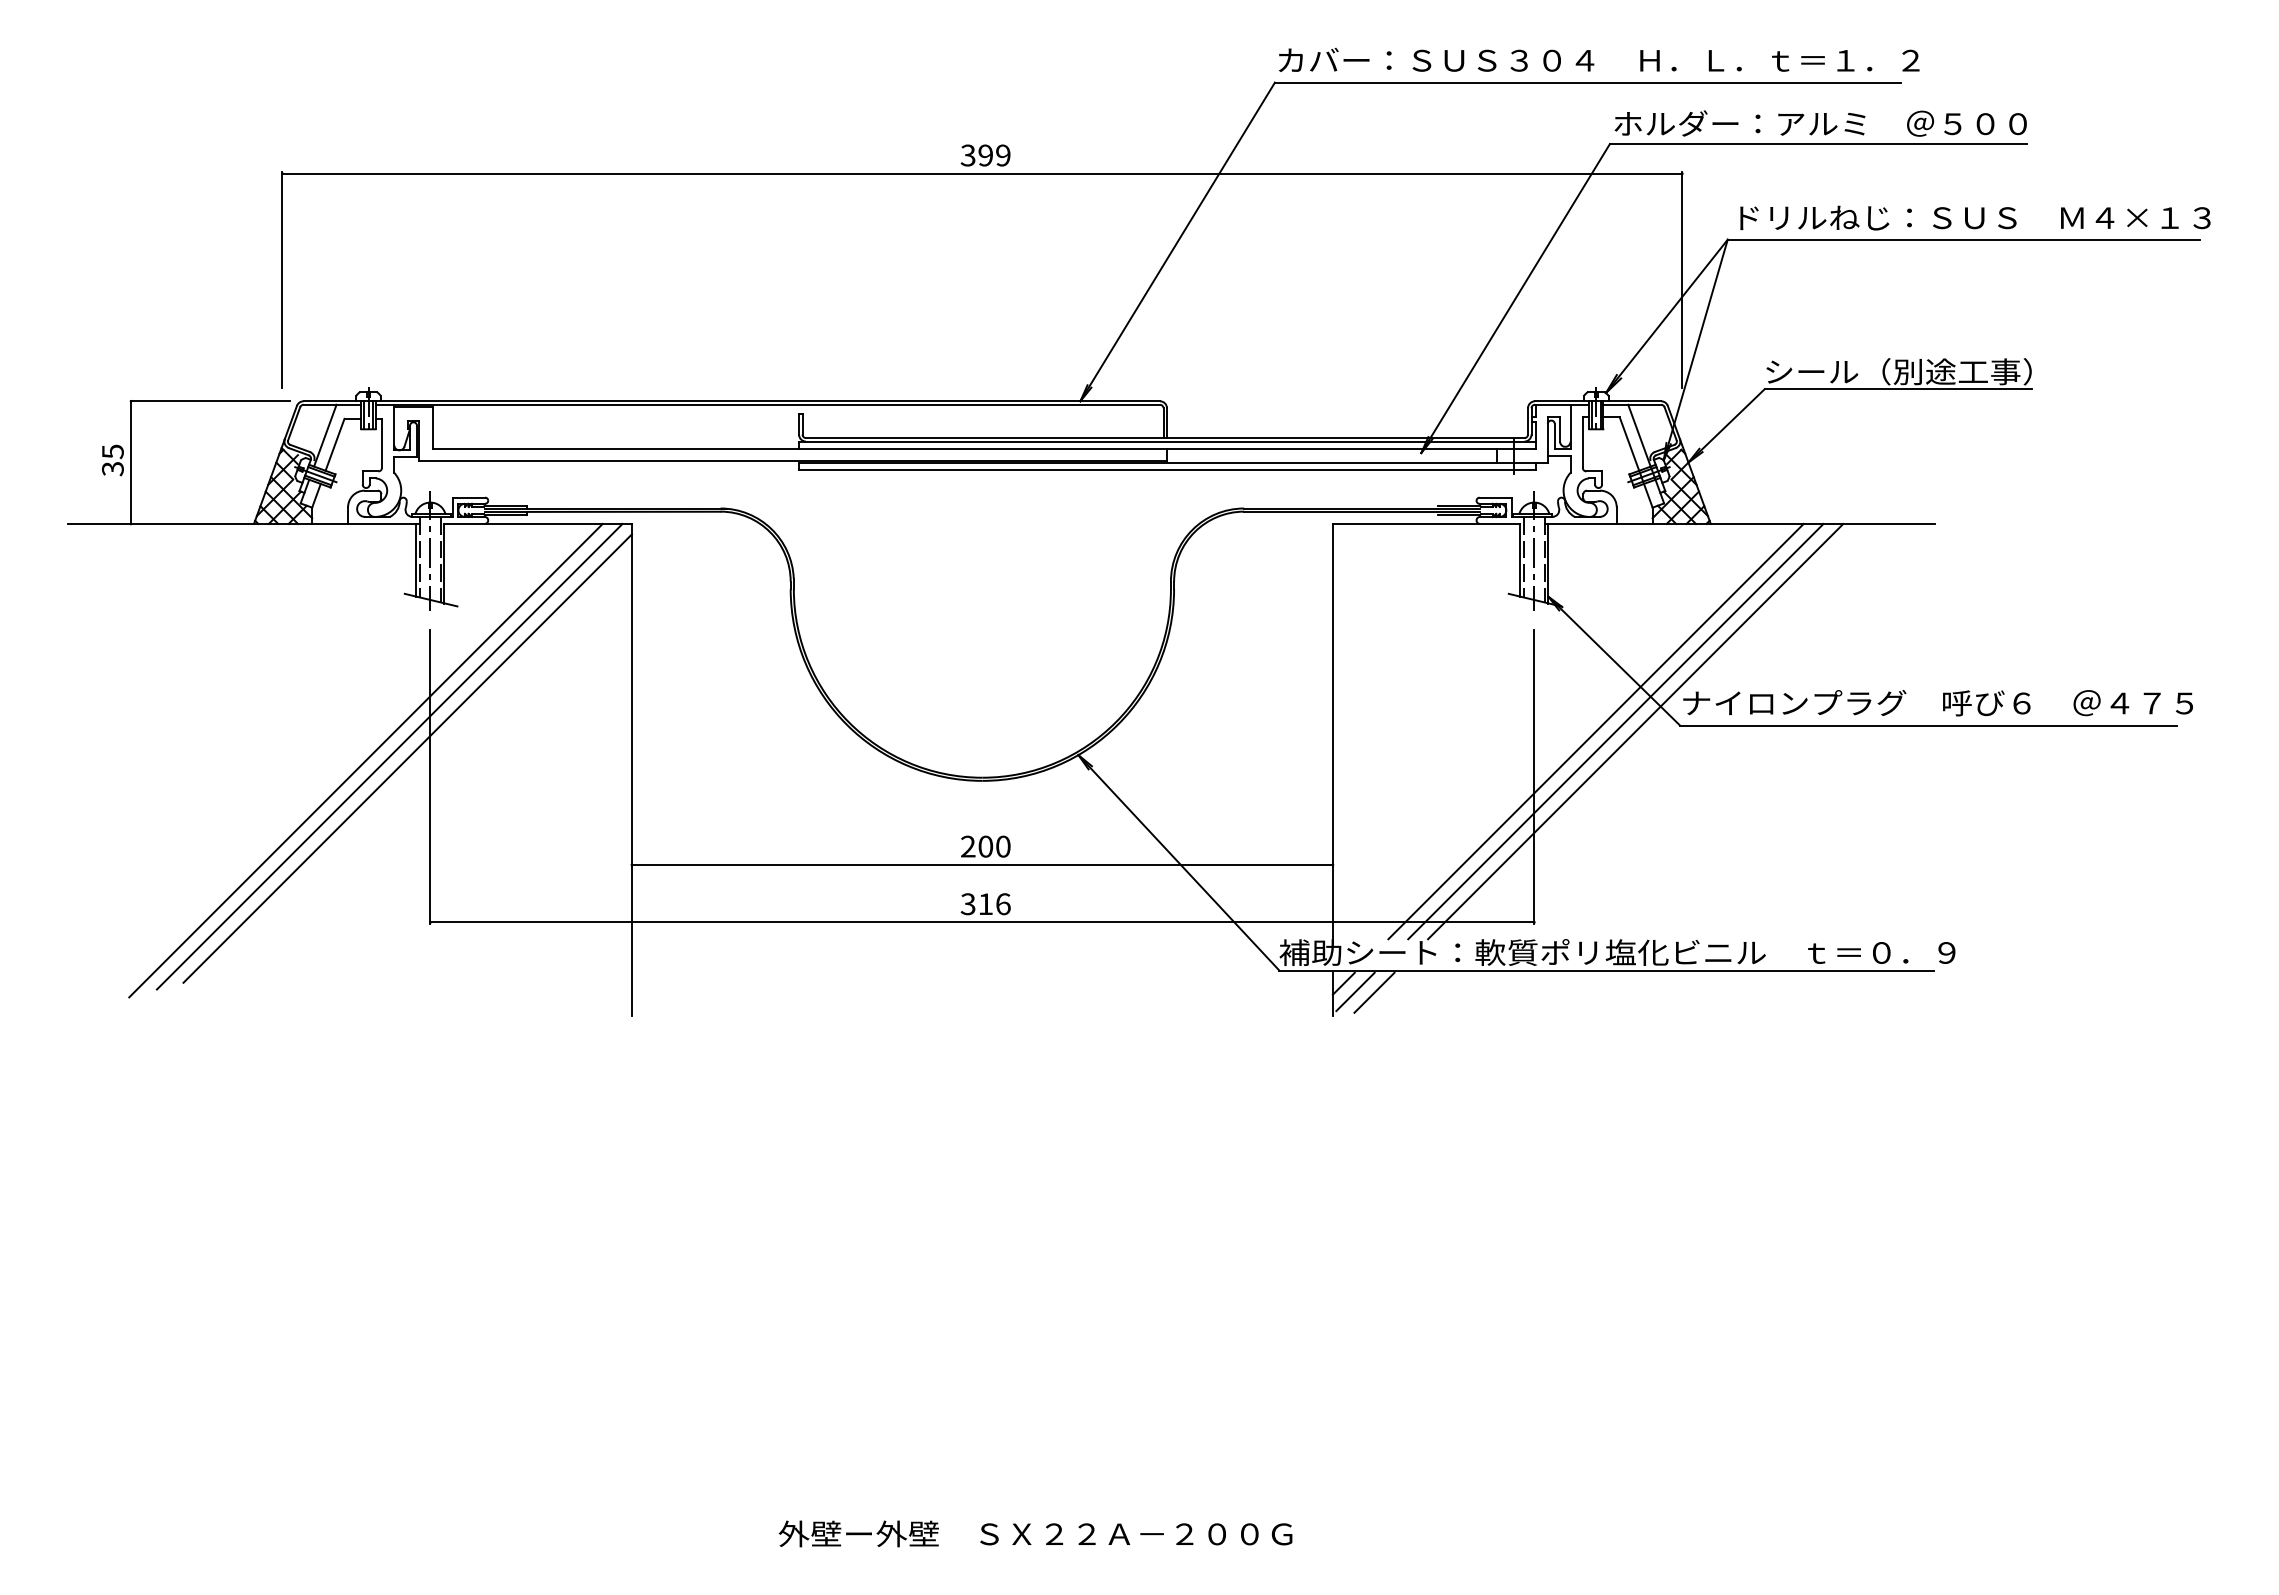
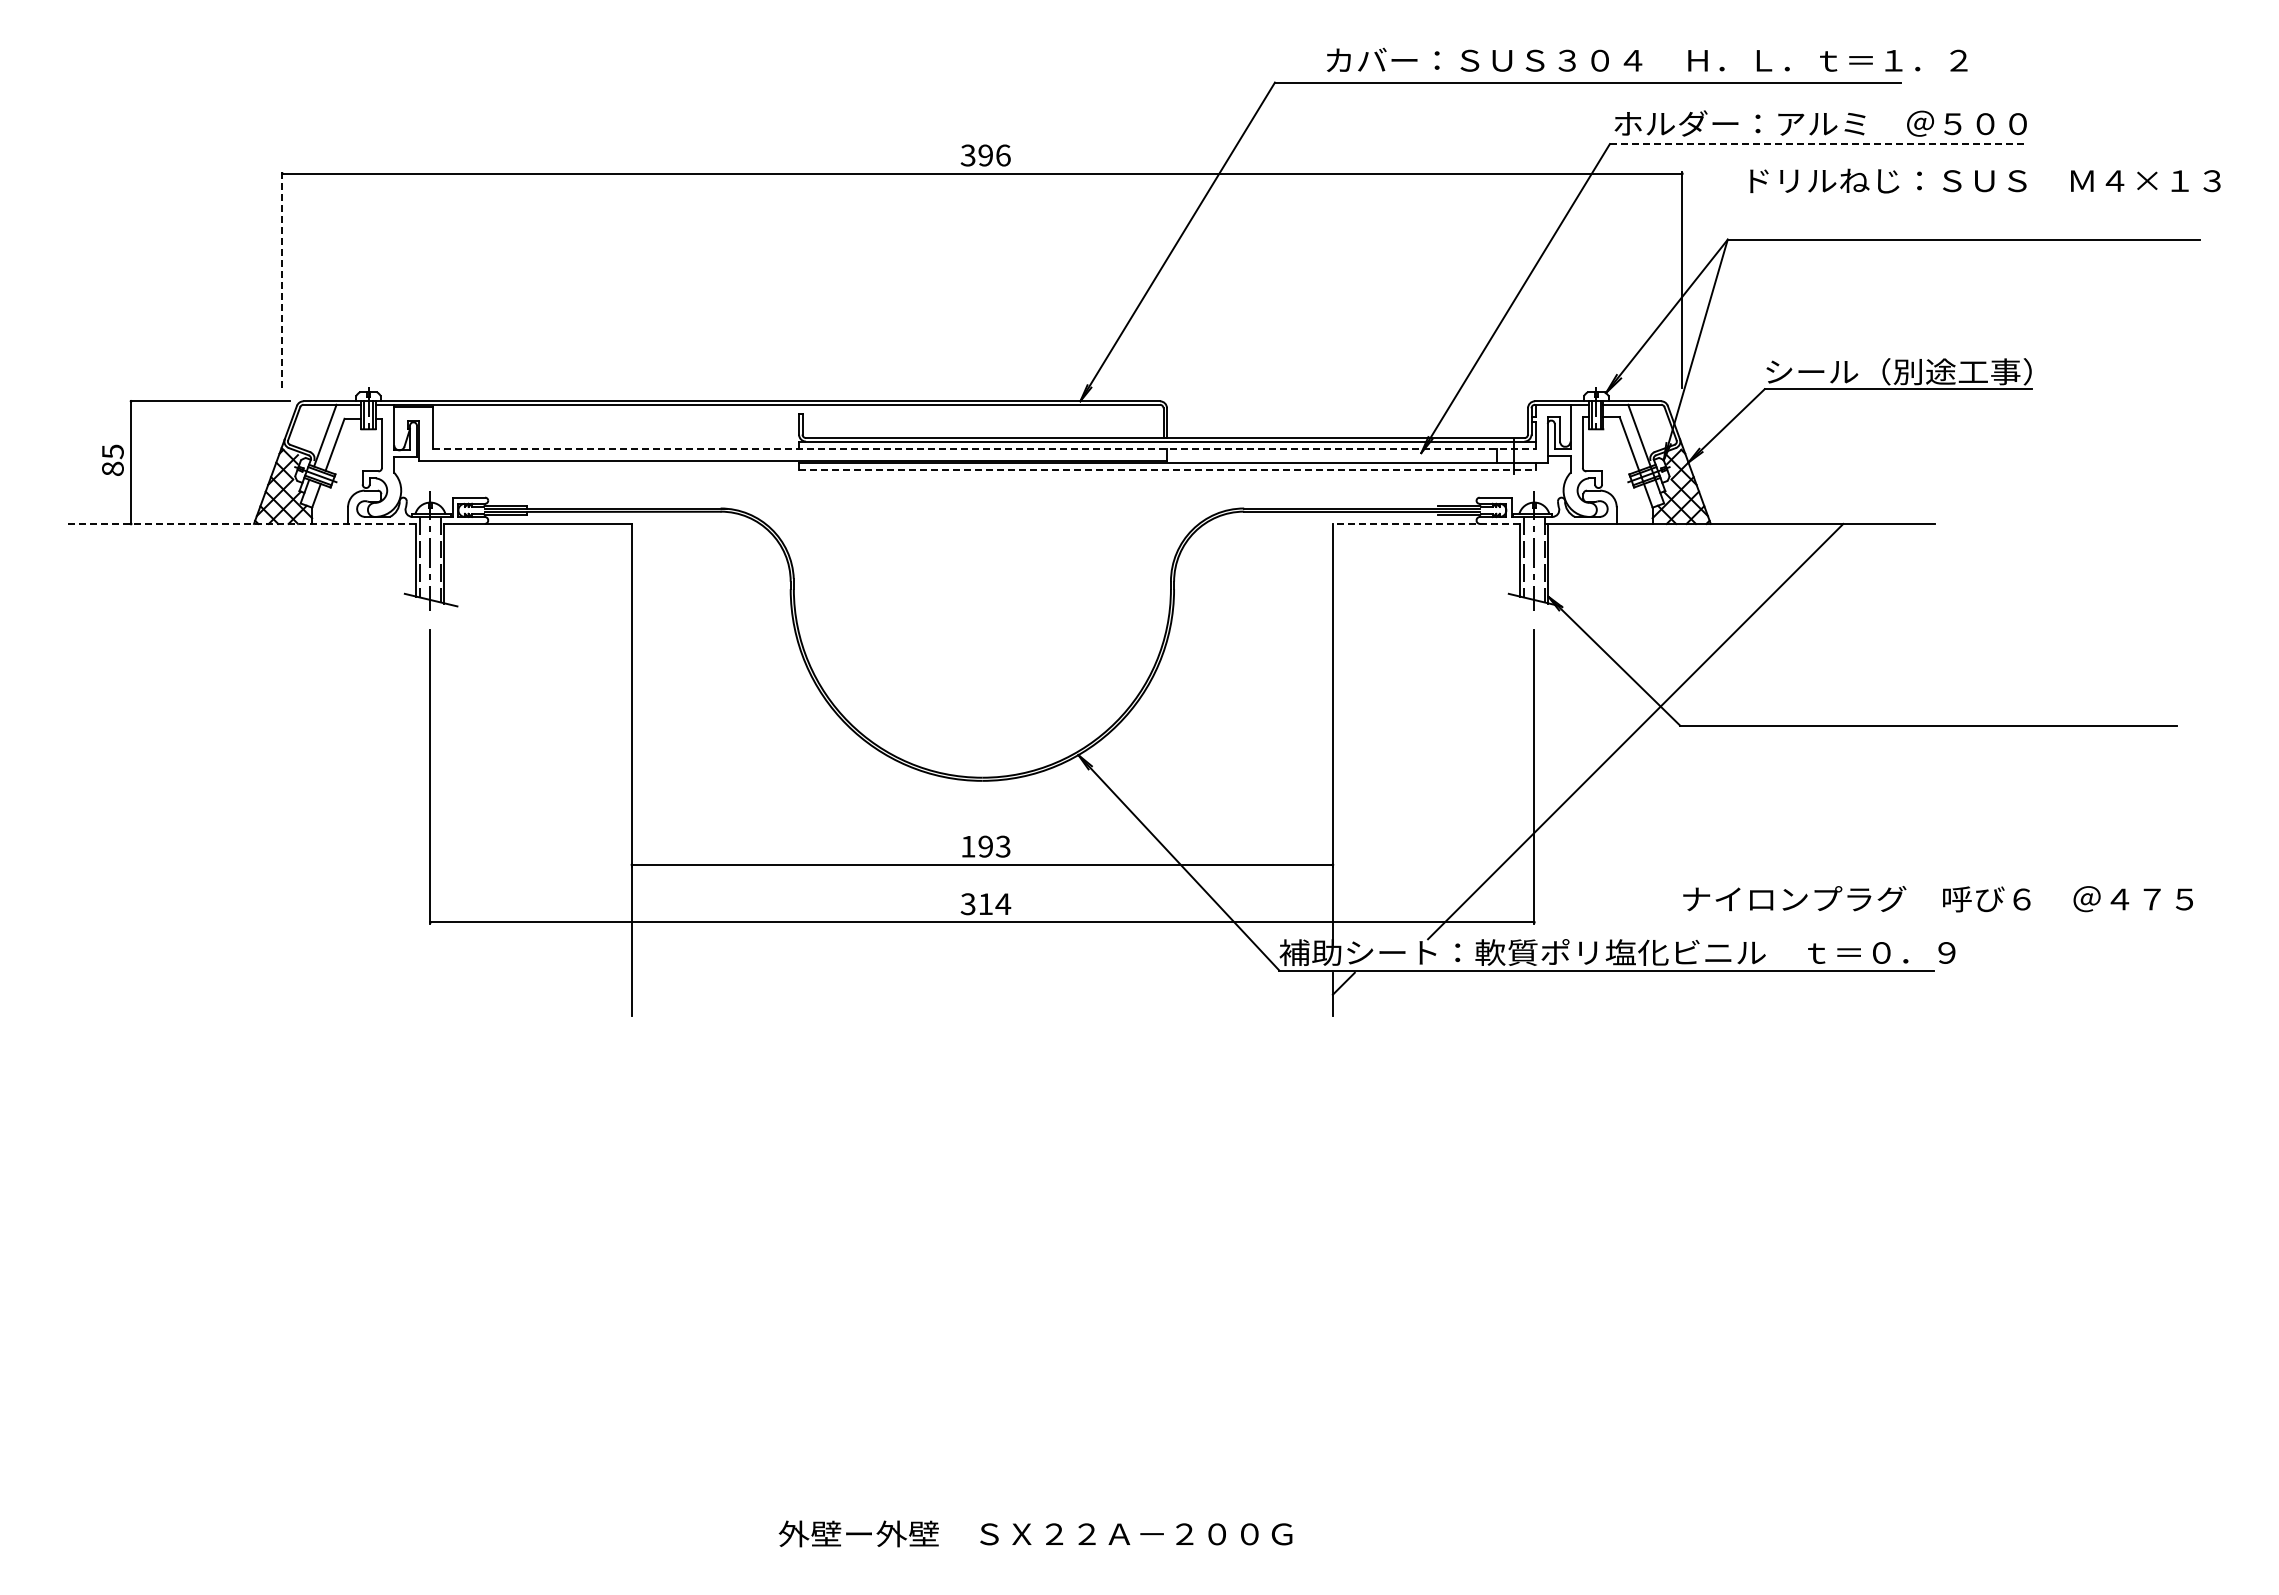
text position: (1599, 59) -> (1647, 59) (1647, 59)
line: solid -> dashed (1818, 144)
text: 399 -> 396 (1003, 155)
text position: (1975, 217) -> (1985, 180) (1985, 180)
line: solid -> dashed (282, 279)
line: solid -> dashed (984, 448)
text: 35 -> 85 (112, 468)
line: solid -> dashed (1167, 469)
line: solid -> dashed (244, 523)
line: solid -> dashed (1426, 523)
text position: (1937, 703) -> (1937, 899) (1937, 899)
line: present -> none (1595, 731)
line: present -> none (1615, 731)
line: present -> none (389, 756)
line: present -> none (407, 758)
line: present -> none (365, 760)
text: 200 -> 193 (985, 846)
text: 316 -> 314 (1003, 904)
line: present -> none (1355, 991)
line: present -> none (1374, 992)
